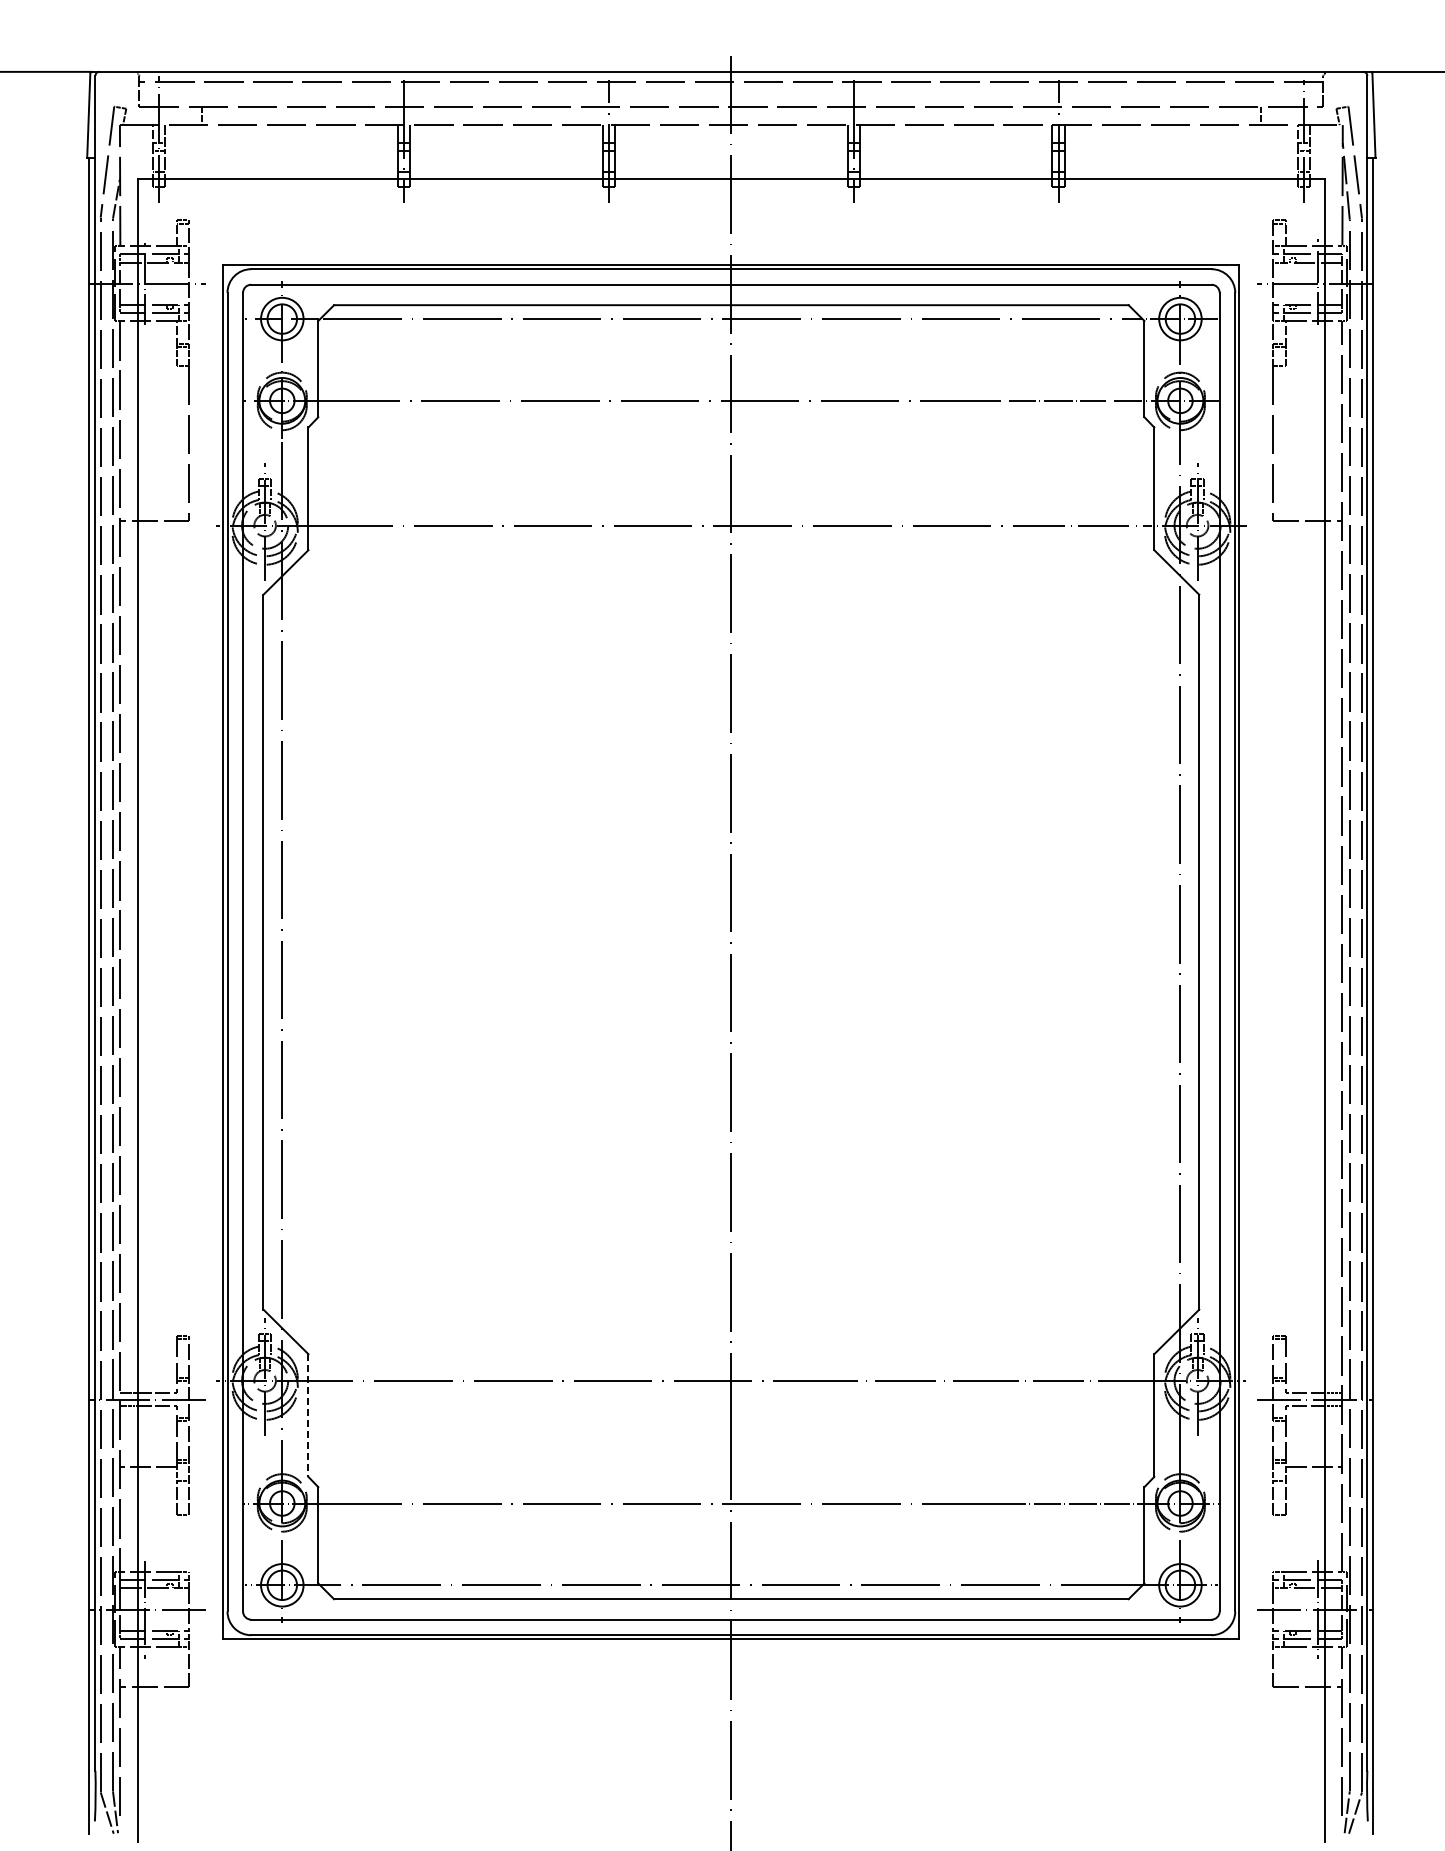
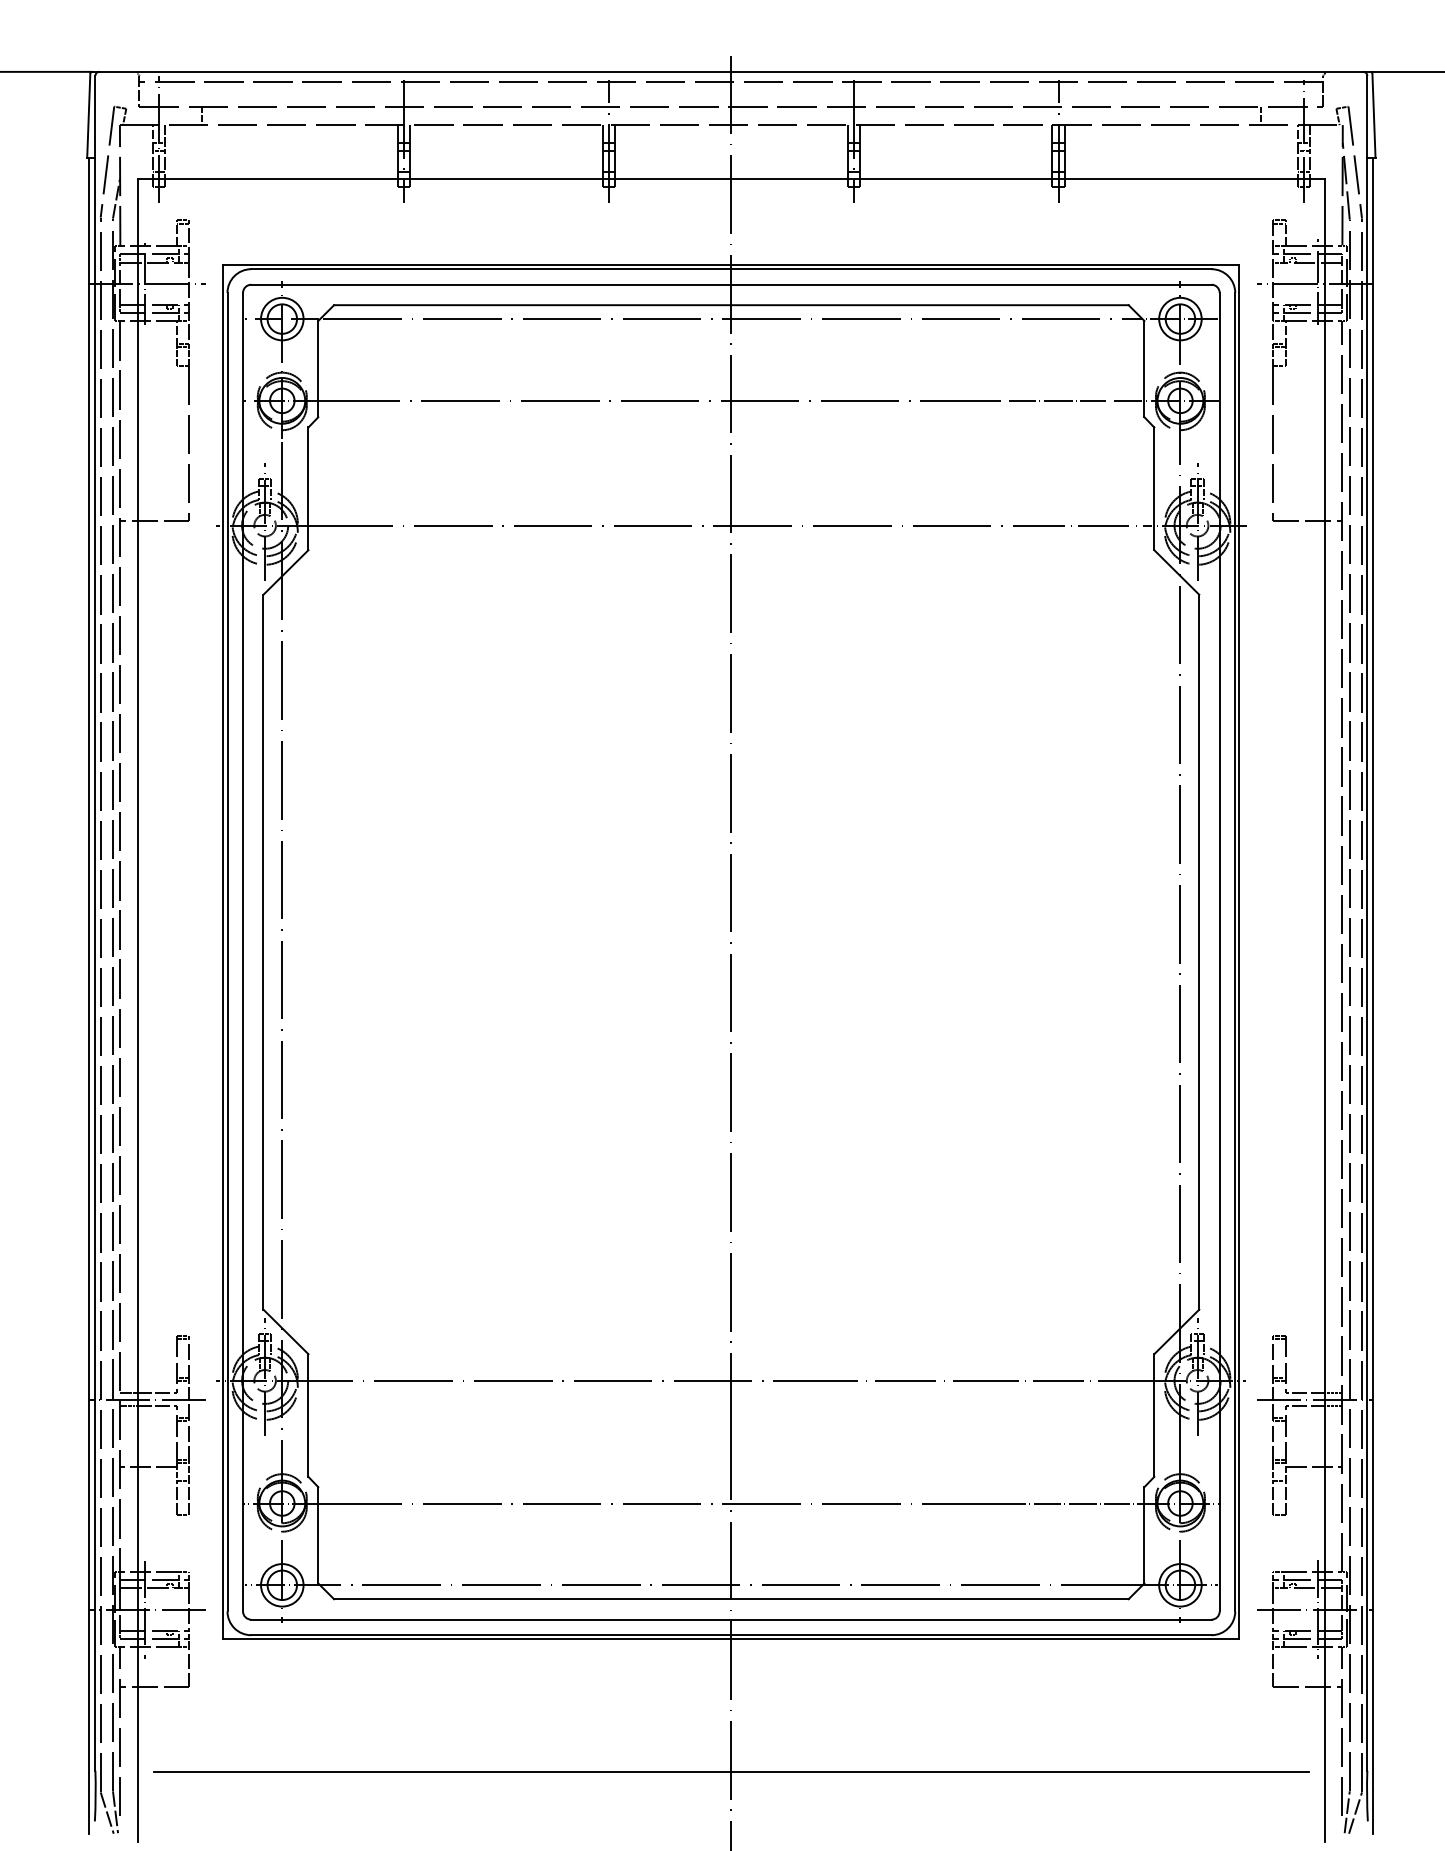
line: dashed -> solid (308, 1416)
line: none -> present (730, 1771)
